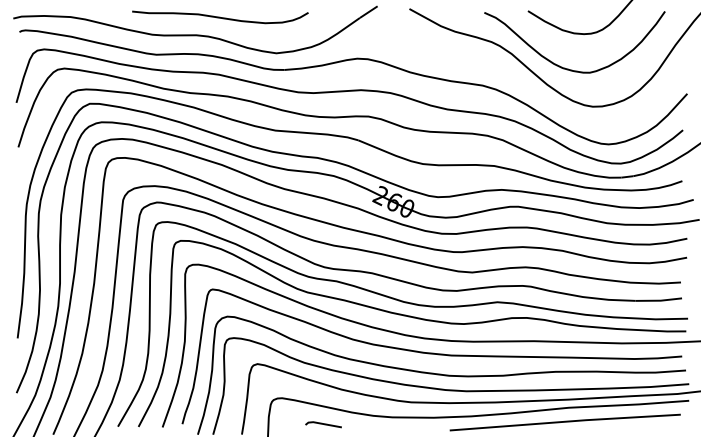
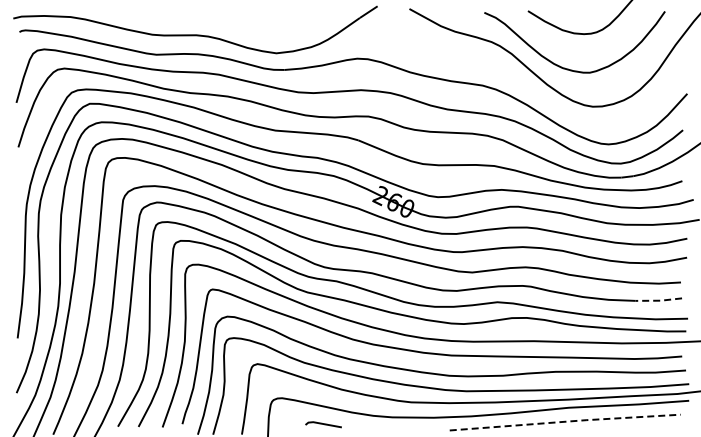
curve: present -> none (220, 17)
line: solid -> dashed (658, 300)
line: solid -> dashed (566, 421)
